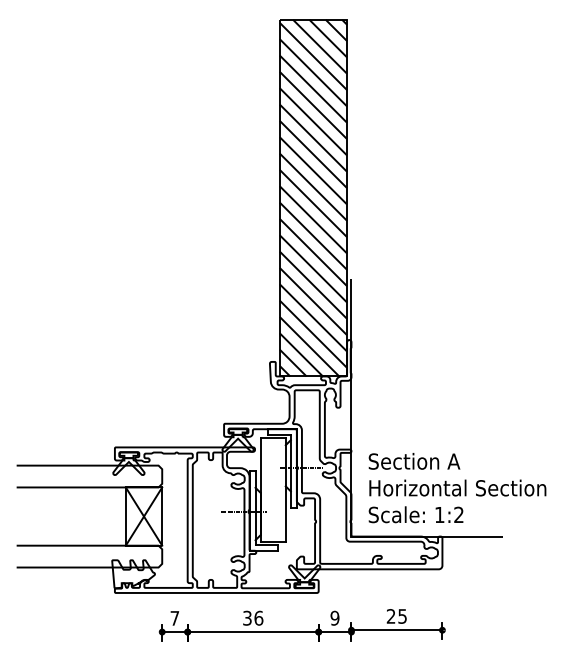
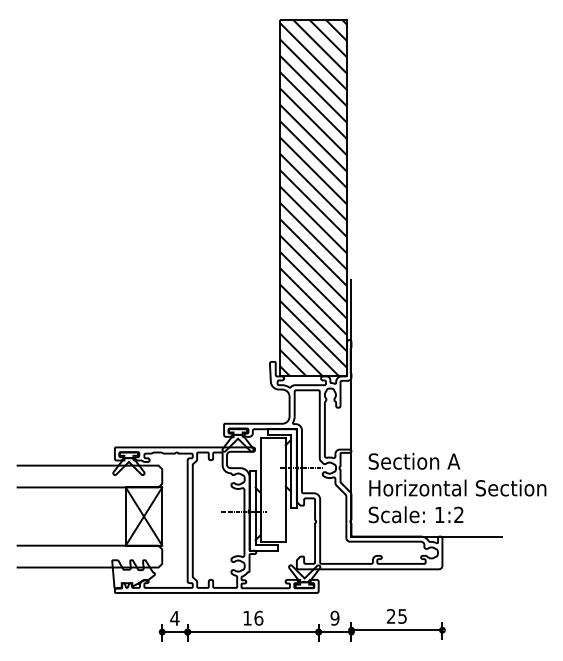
text: 36 -> 16 (247, 617)
text: 7 -> 4 (174, 618)
